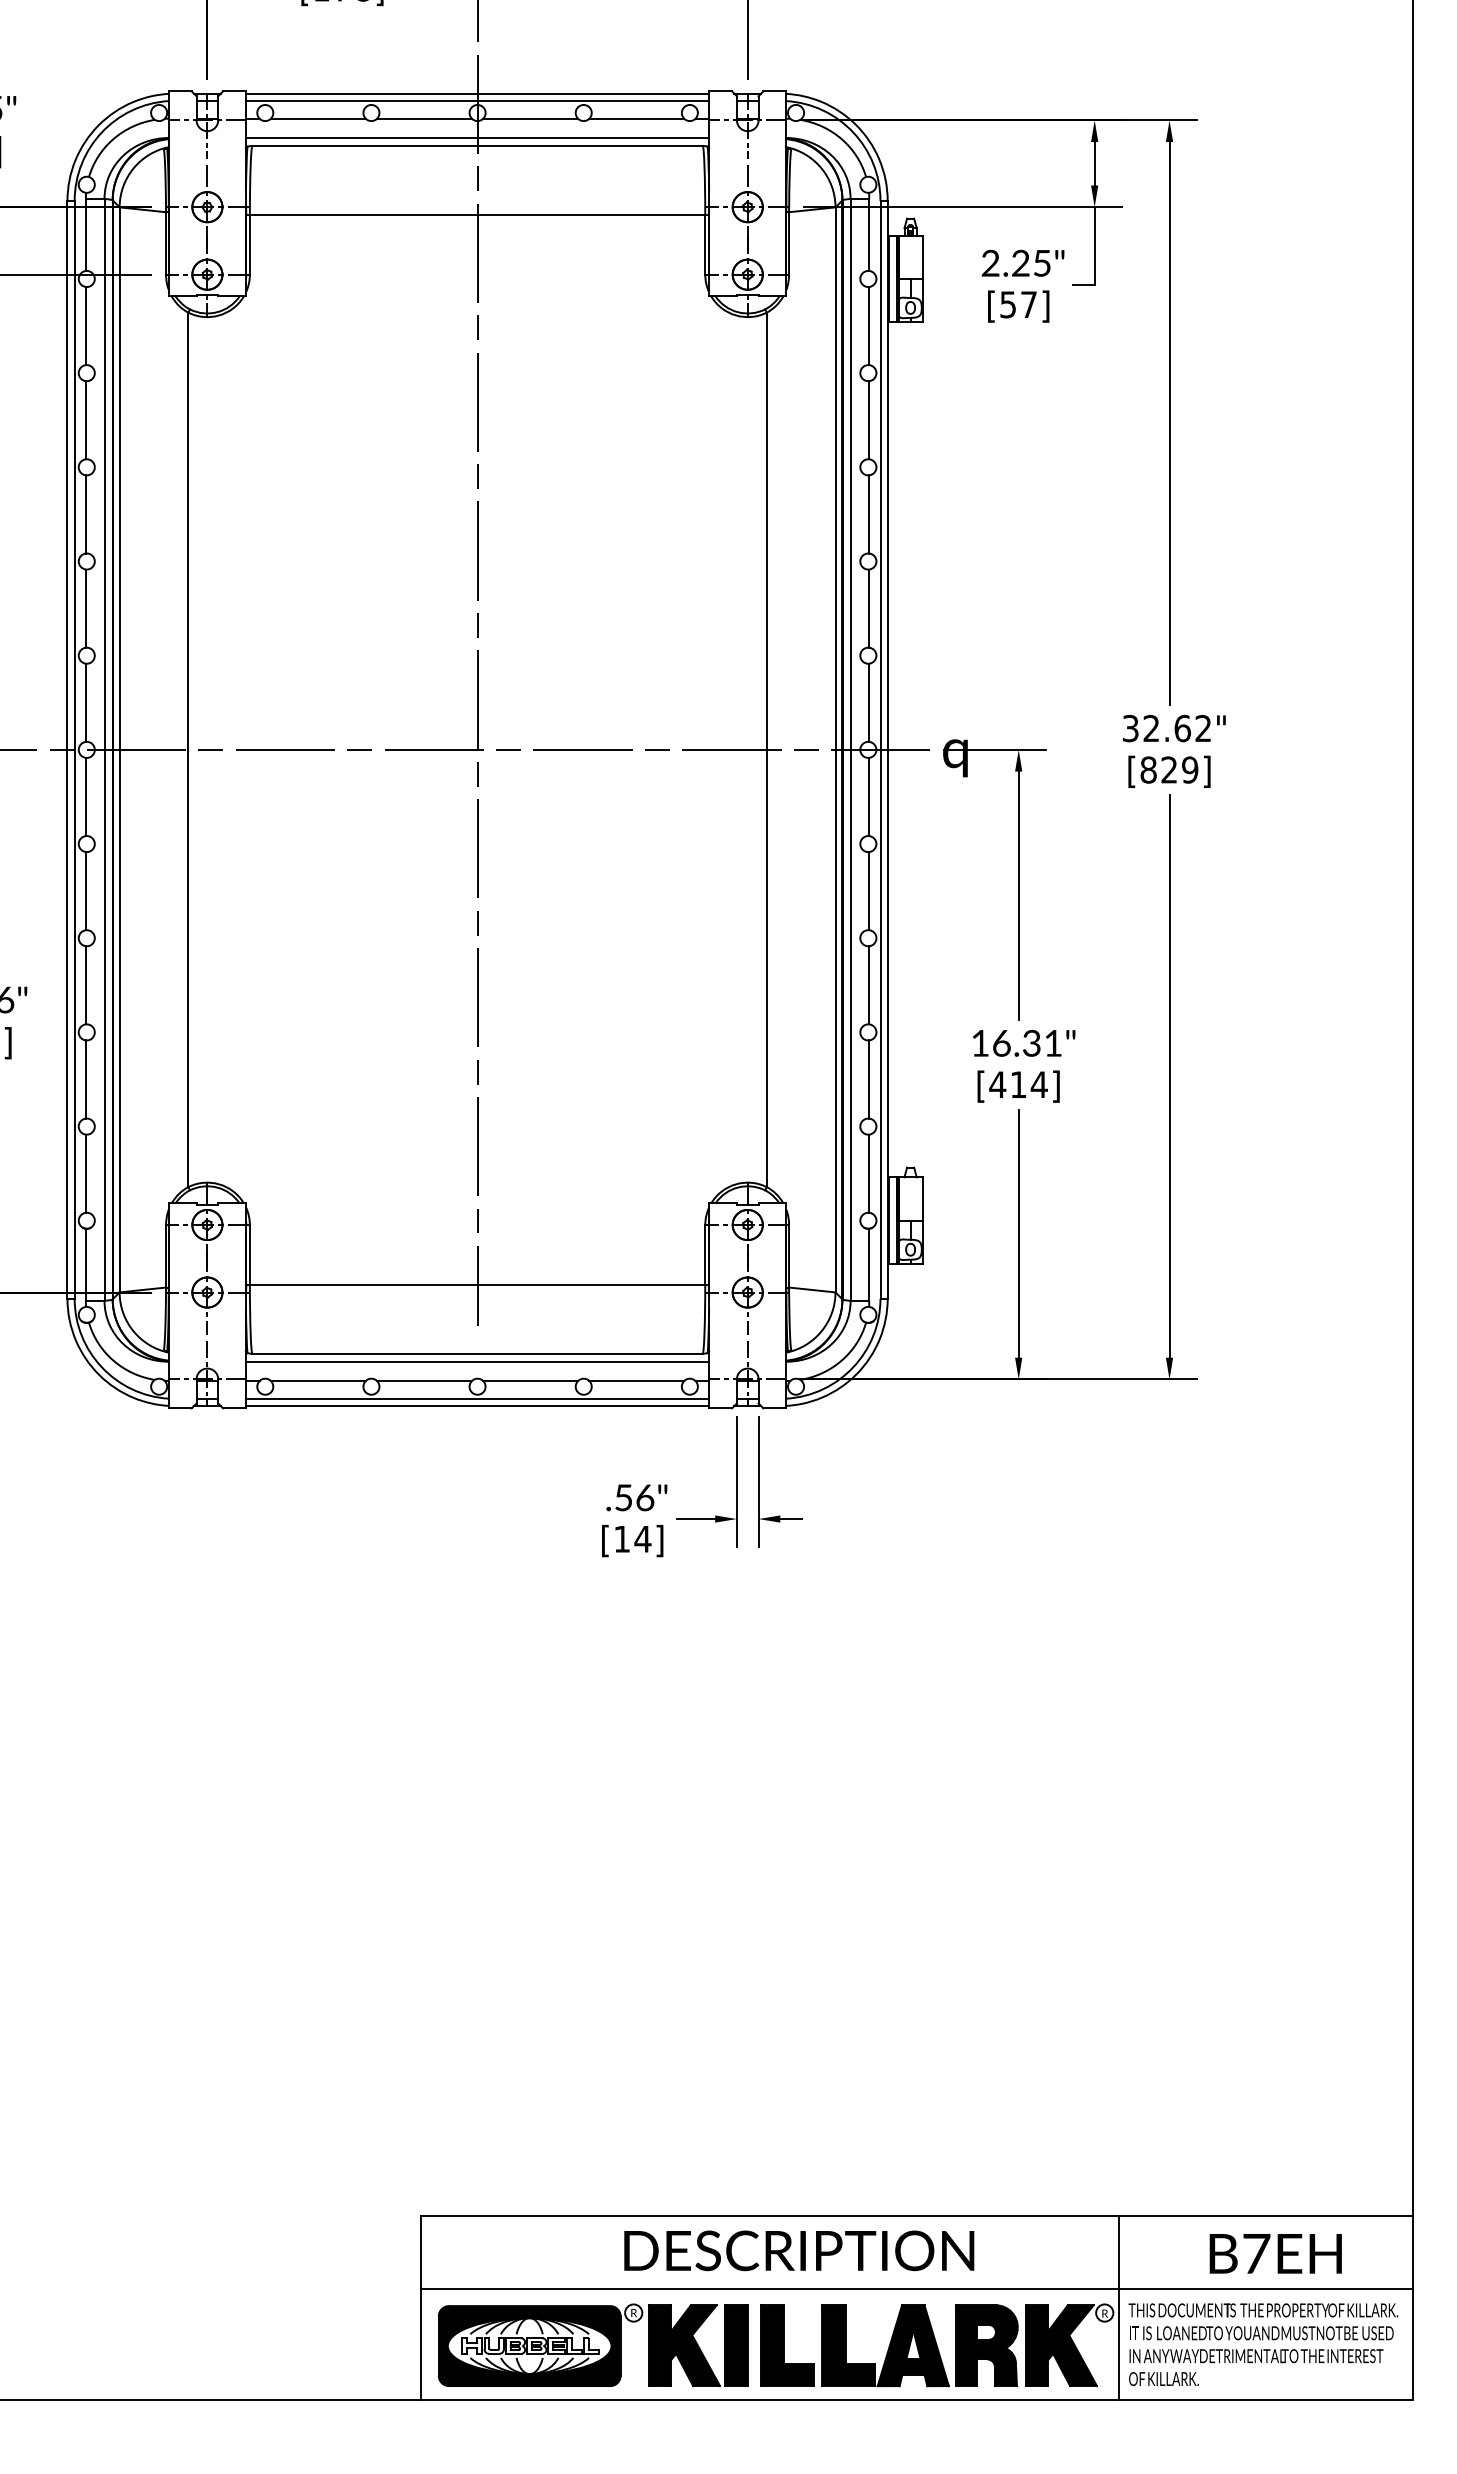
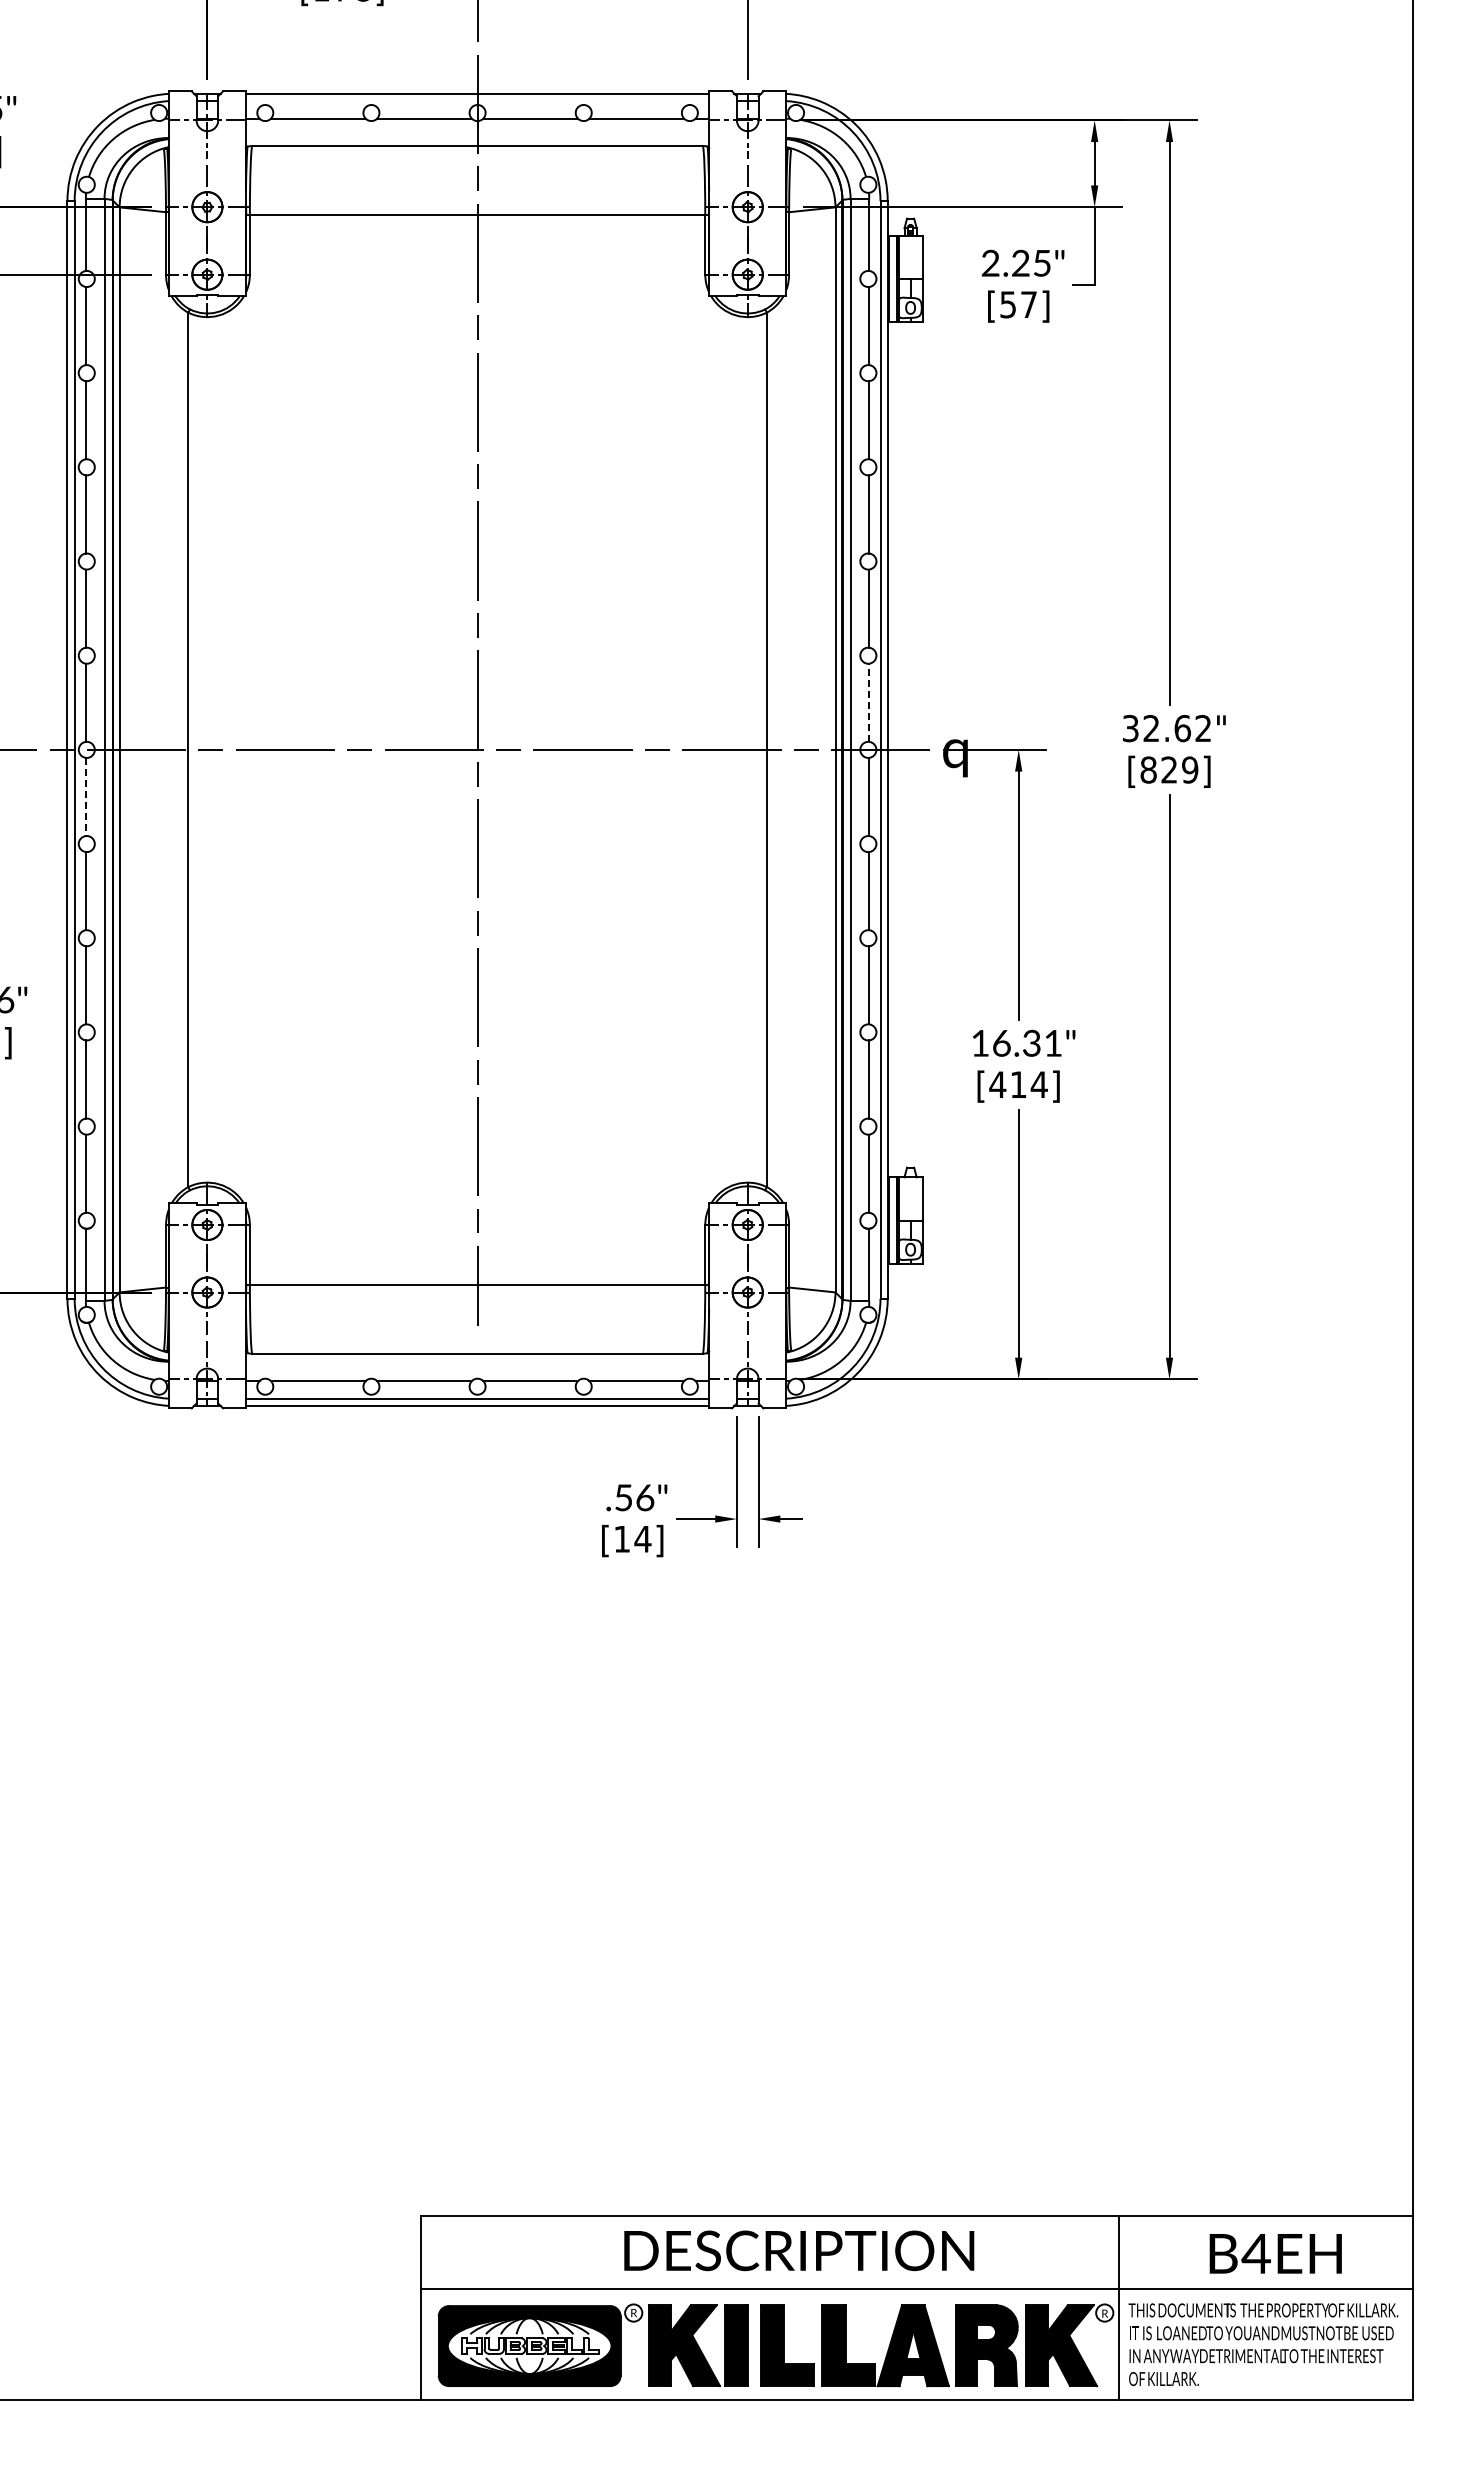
line: present -> none (477, 100)
line: present -> none (477, 138)
line: solid -> dashed (869, 702)
line: solid -> dashed (85, 797)
line: present -> none (477, 1361)
text: B7EH -> B4EH (1255, 2253)
